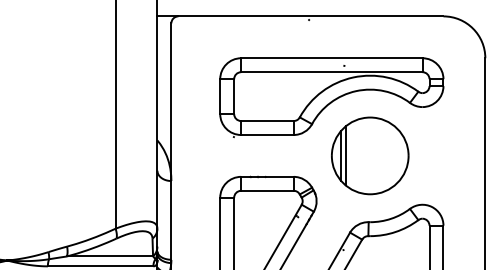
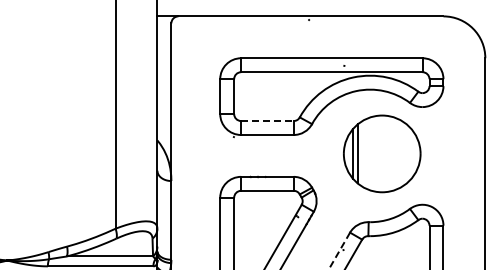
line: solid -> dashed (267, 121)
part position: (370, 155) -> (382, 153) (382, 153)
line: solid -> dashed (339, 251)
